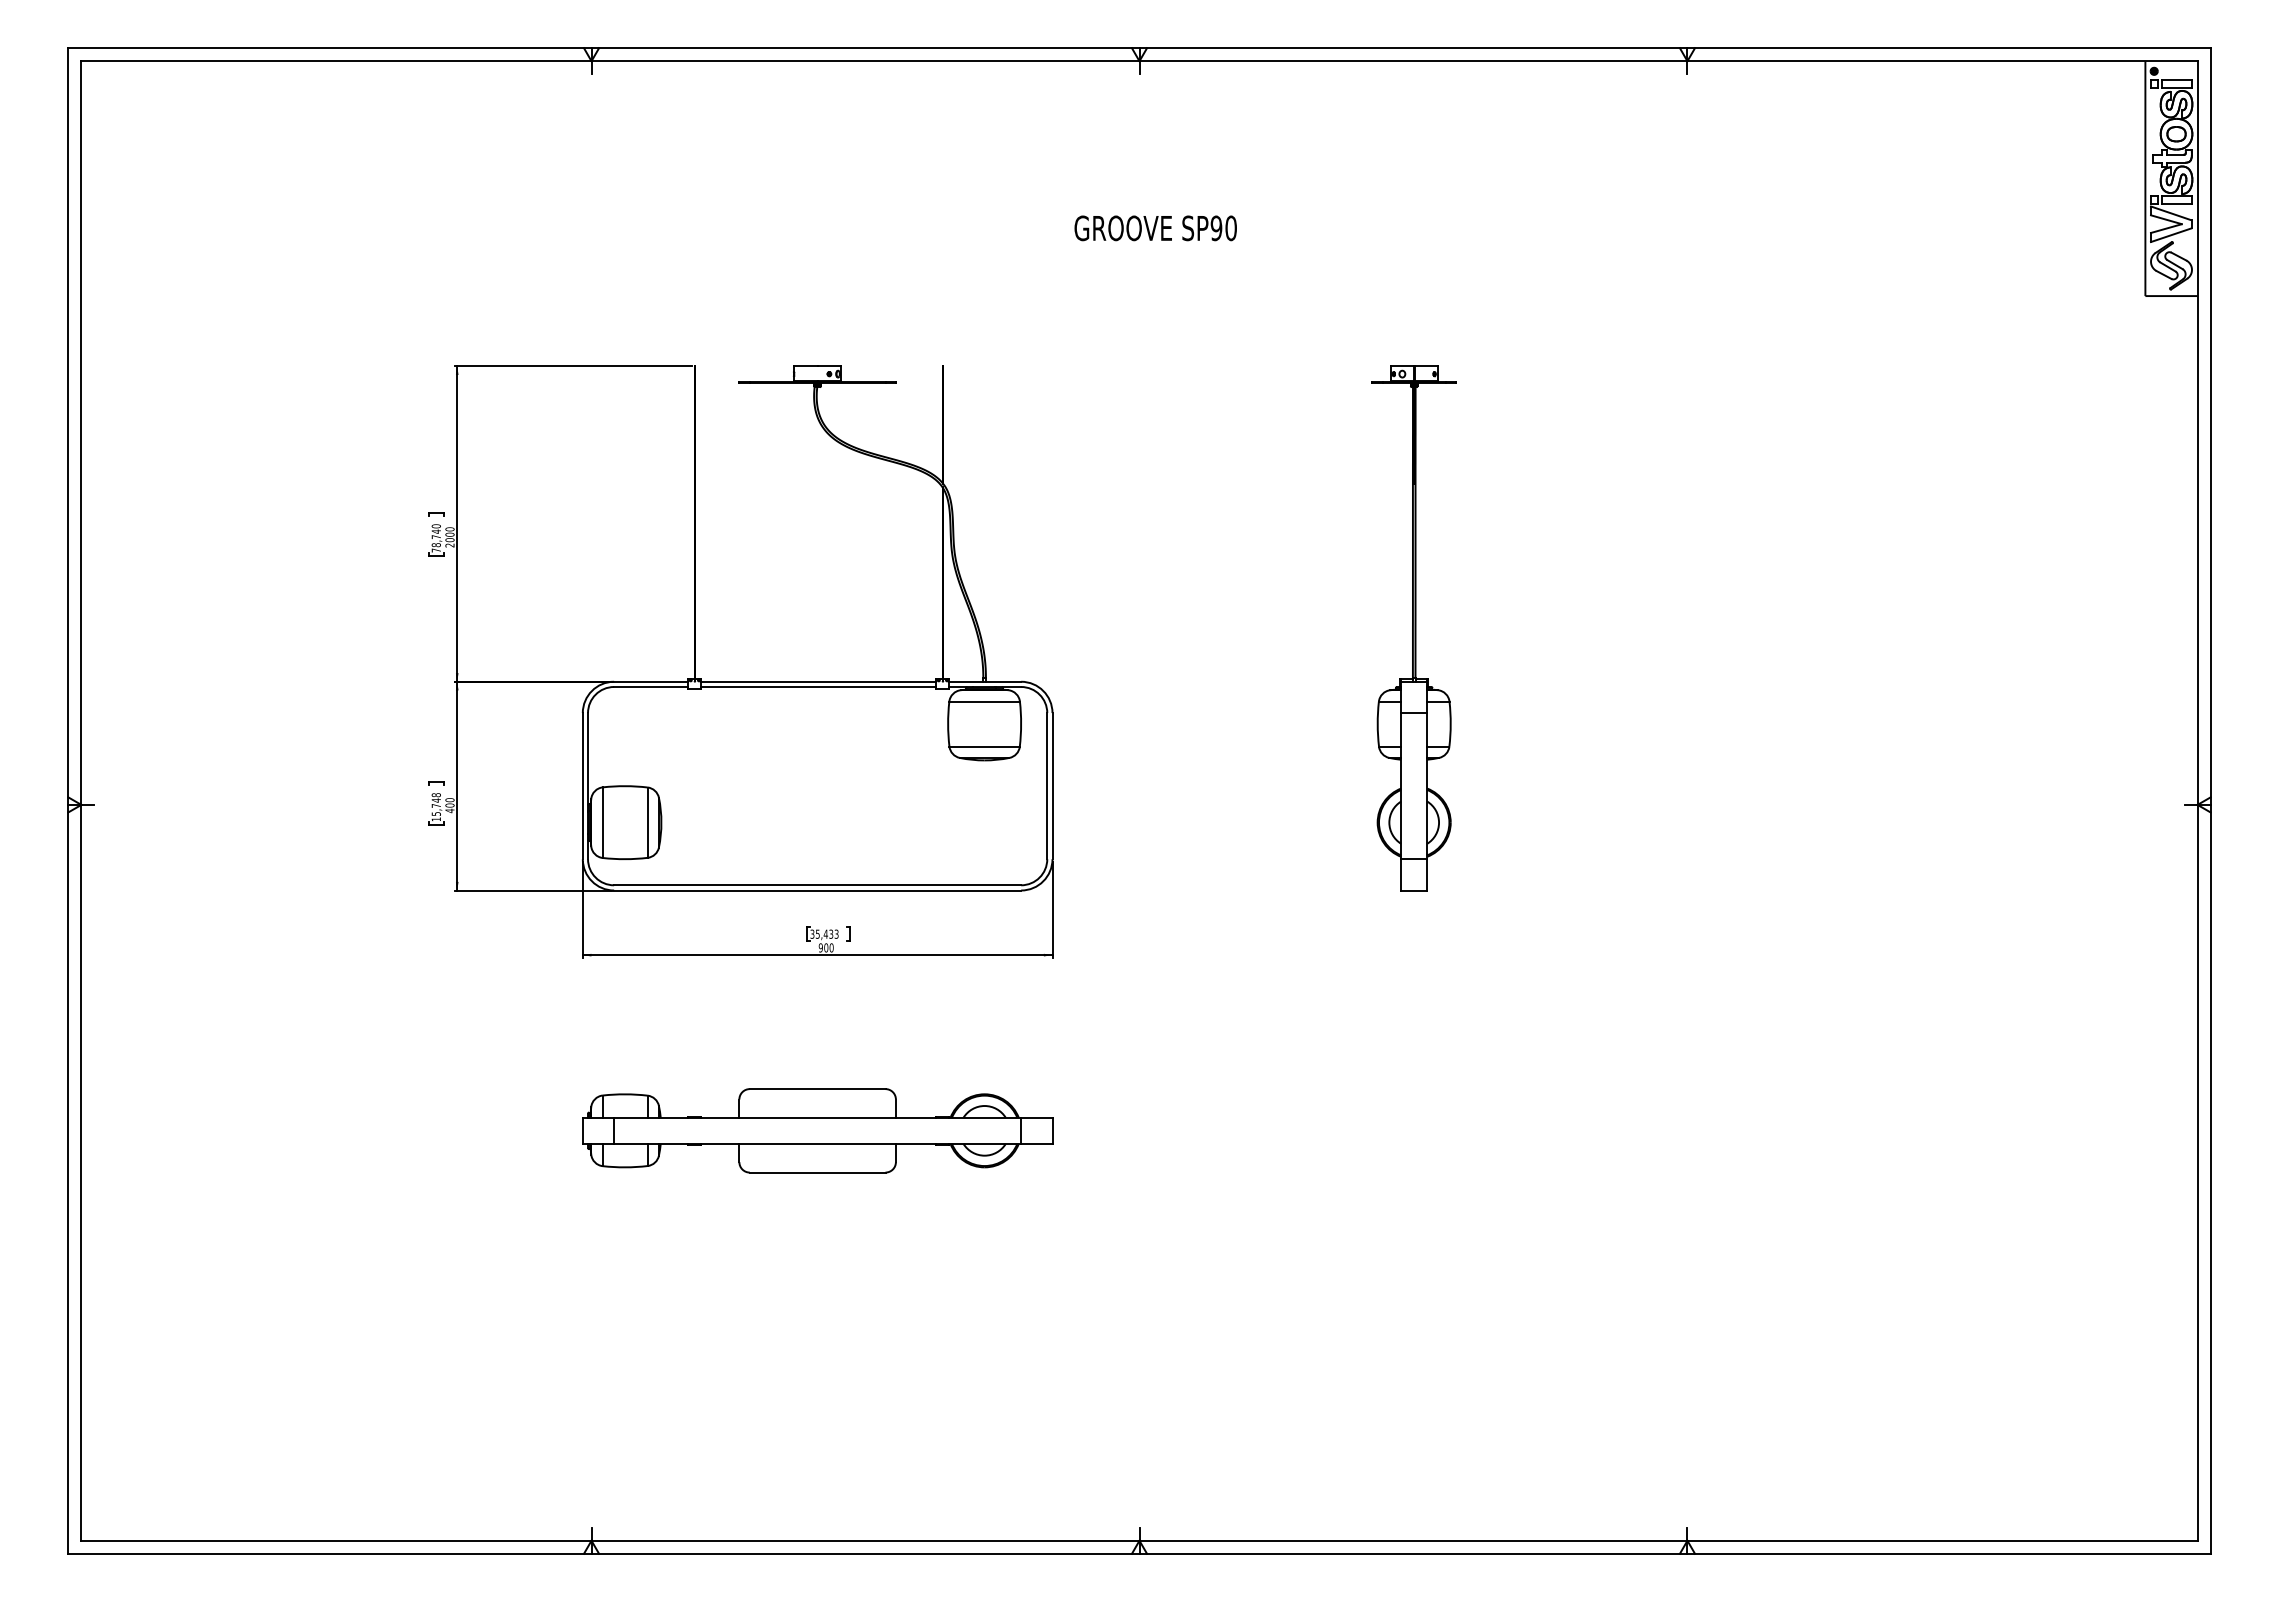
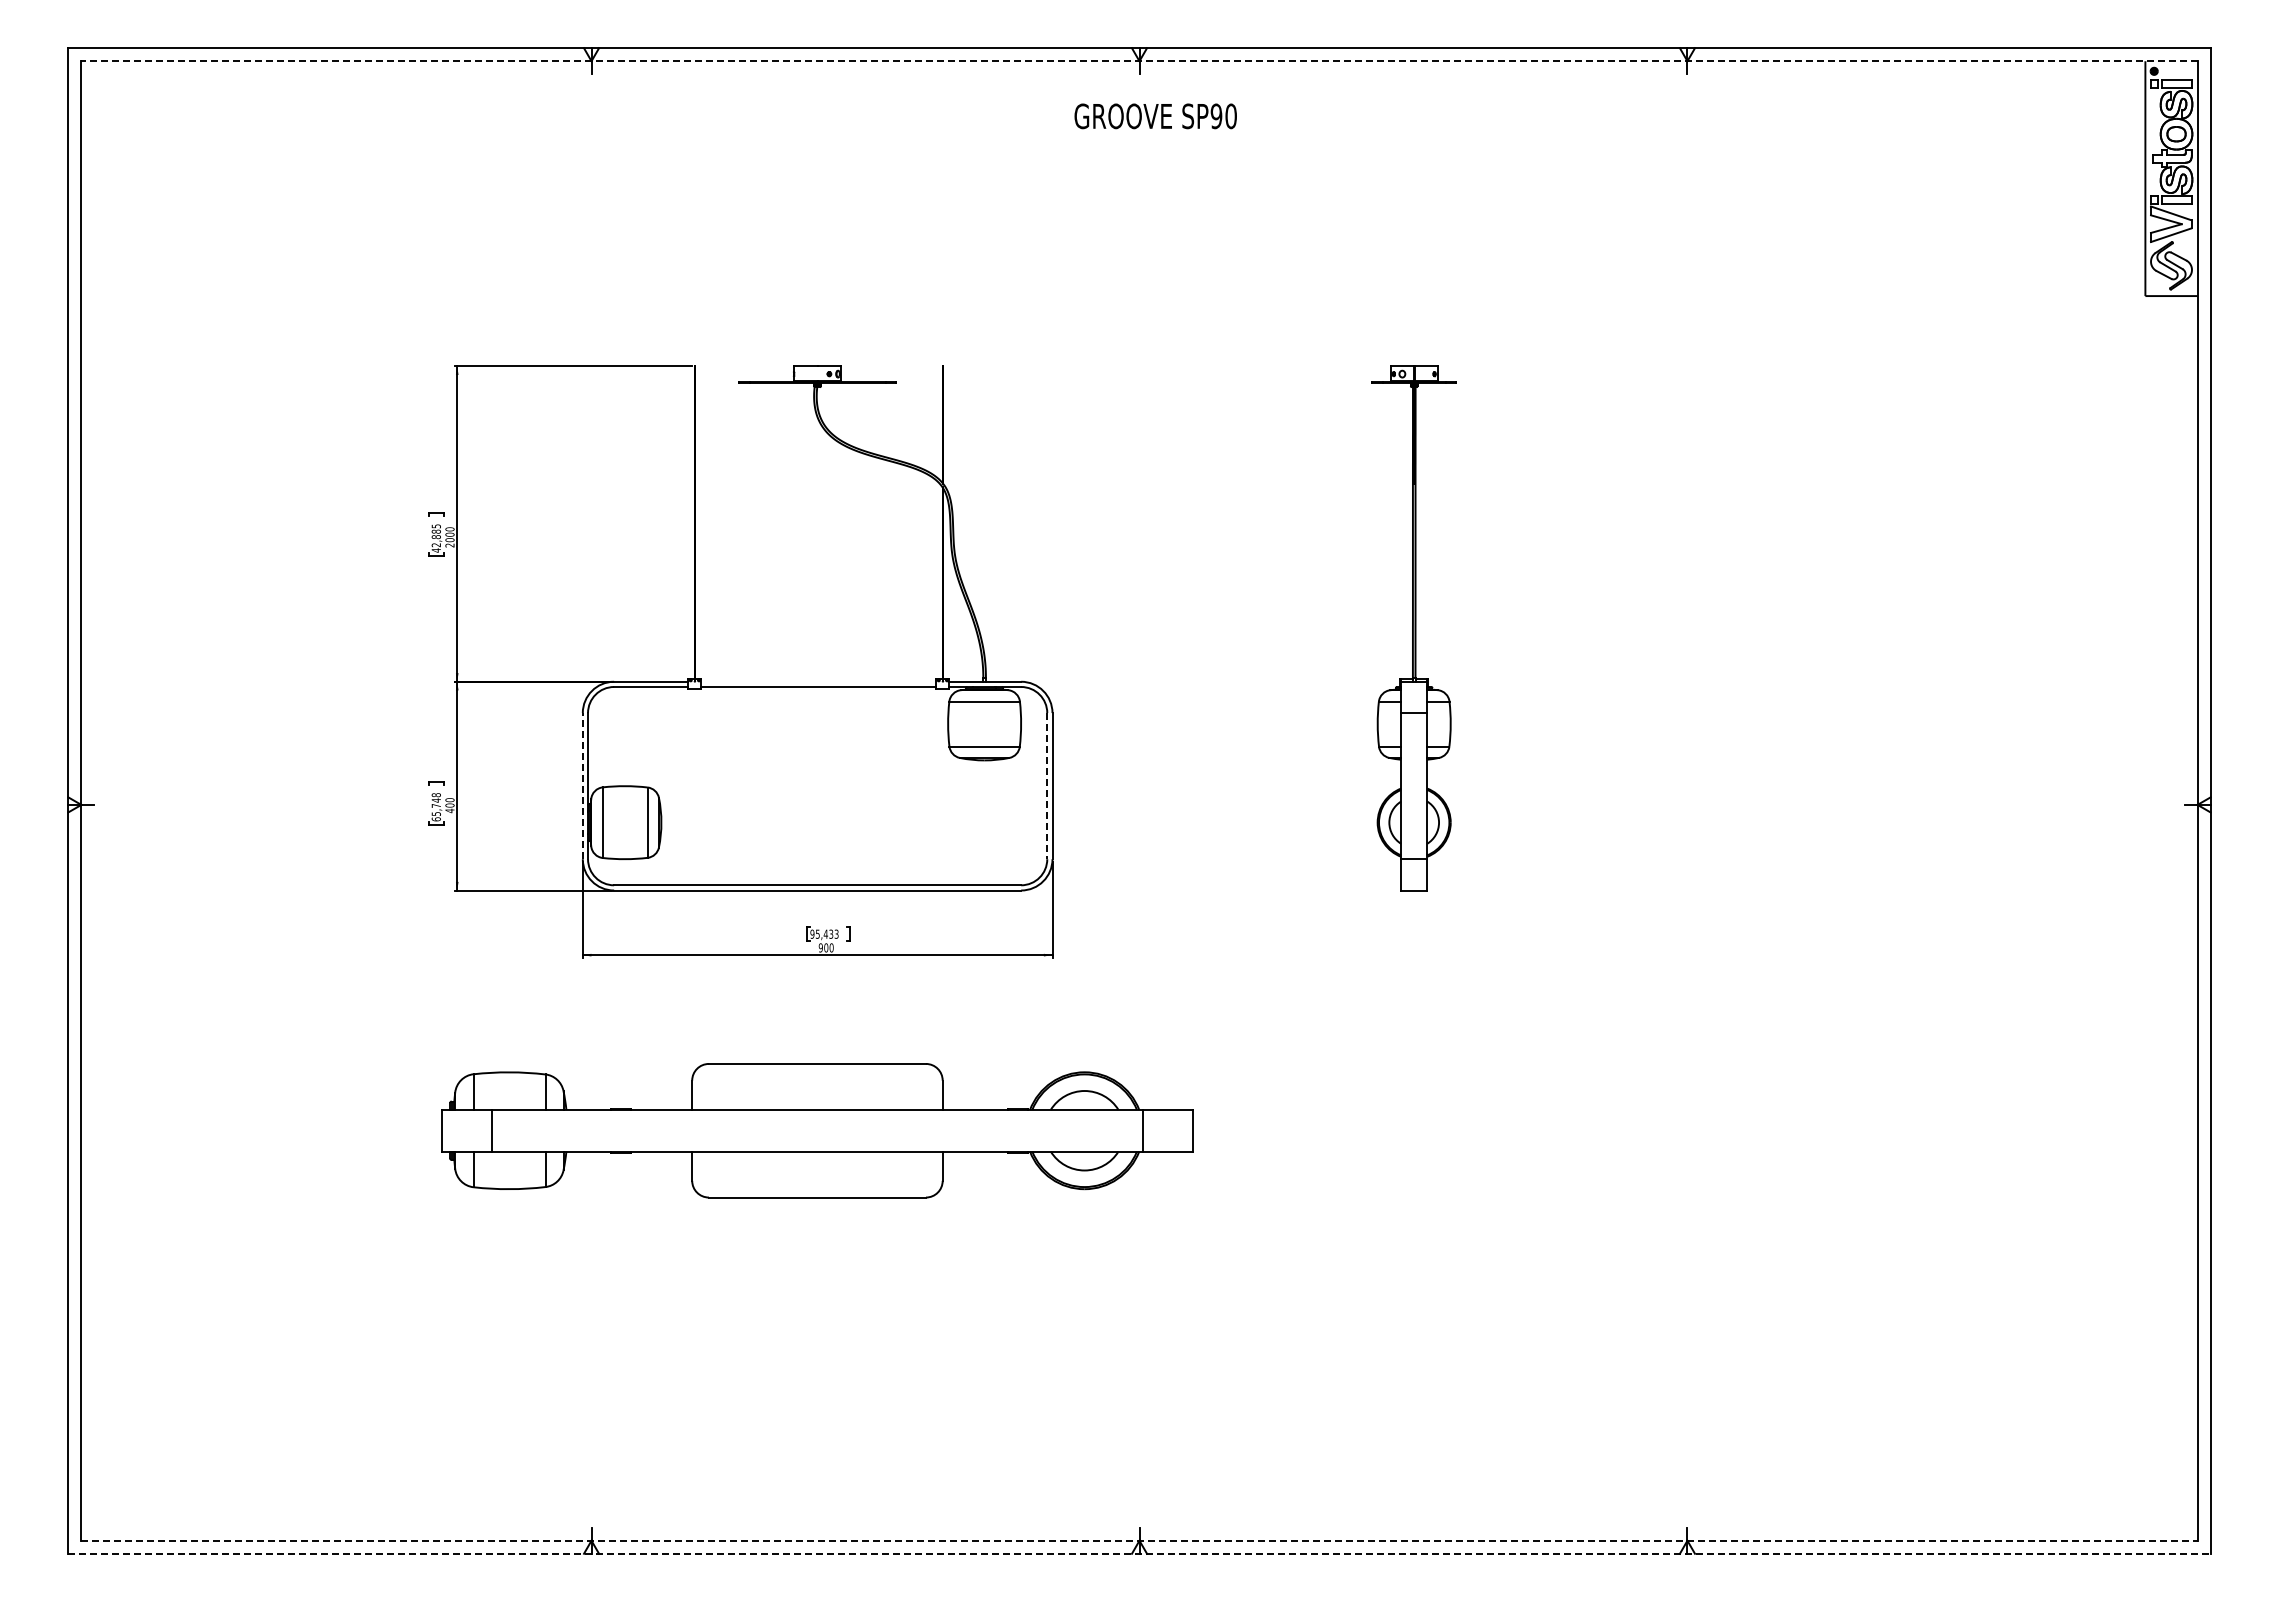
line: solid -> dashed (1138, 61)
text position: (1155, 228) -> (1155, 116) (1155, 116)
text: 78,740 -> 42,885 (435, 538)
line: present -> none (818, 681)
line: solid -> dashed (582, 785)
line: solid -> dashed (1047, 786)
text: 15,748 -> 65,748 (435, 819)
text: 35,433 -> 95,433 (812, 933)
part size: 472x86 px -> 753x136 px (817, 1130)
line: solid -> dashed (1139, 1540)
line: solid -> dashed (1139, 1553)
